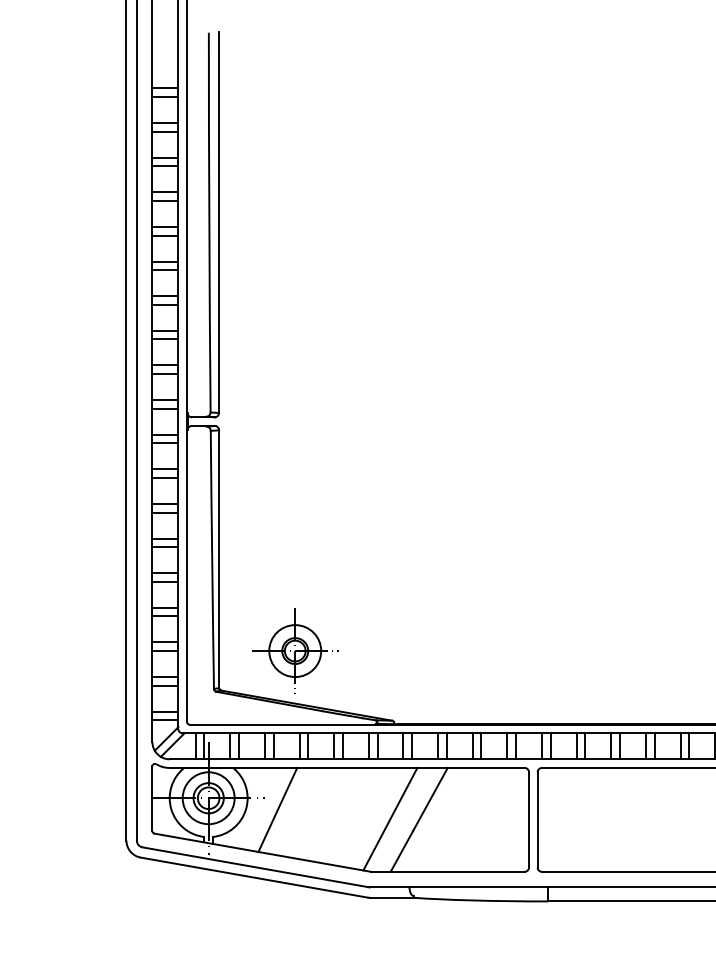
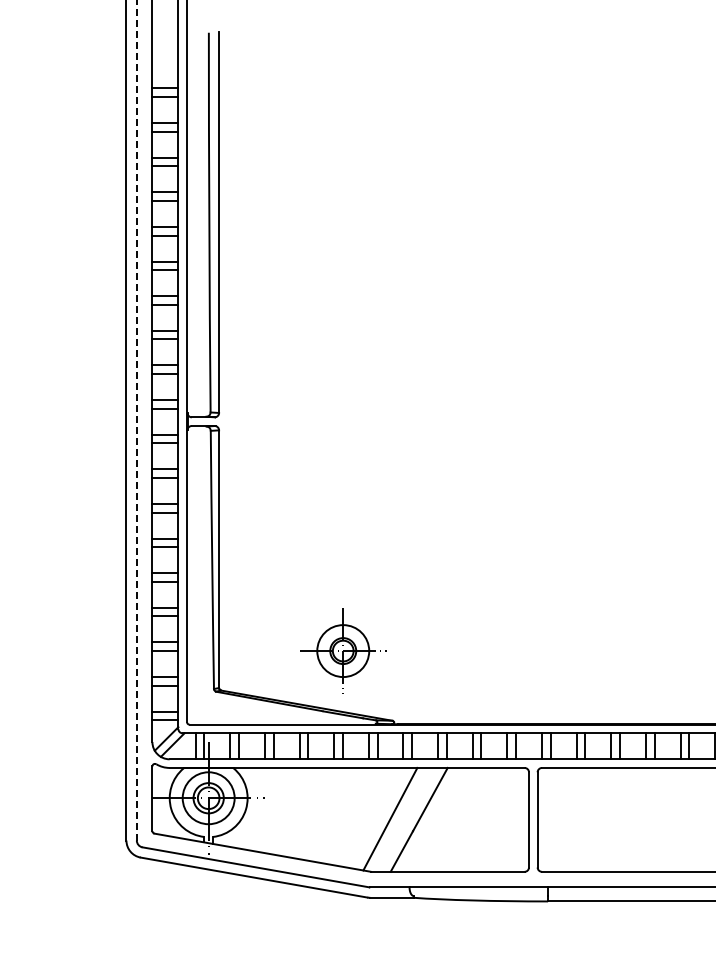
line: solid -> dashed (136, 420)
part position: (295, 650) -> (343, 650) (343, 650)
line: present -> none (277, 809)
